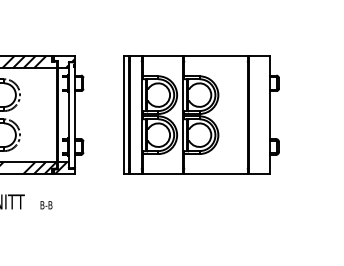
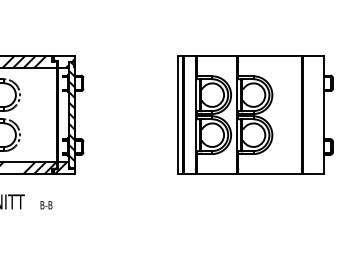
part position: (201, 114) -> (255, 114) (255, 114)
hatch: none -> present (71, 115)
